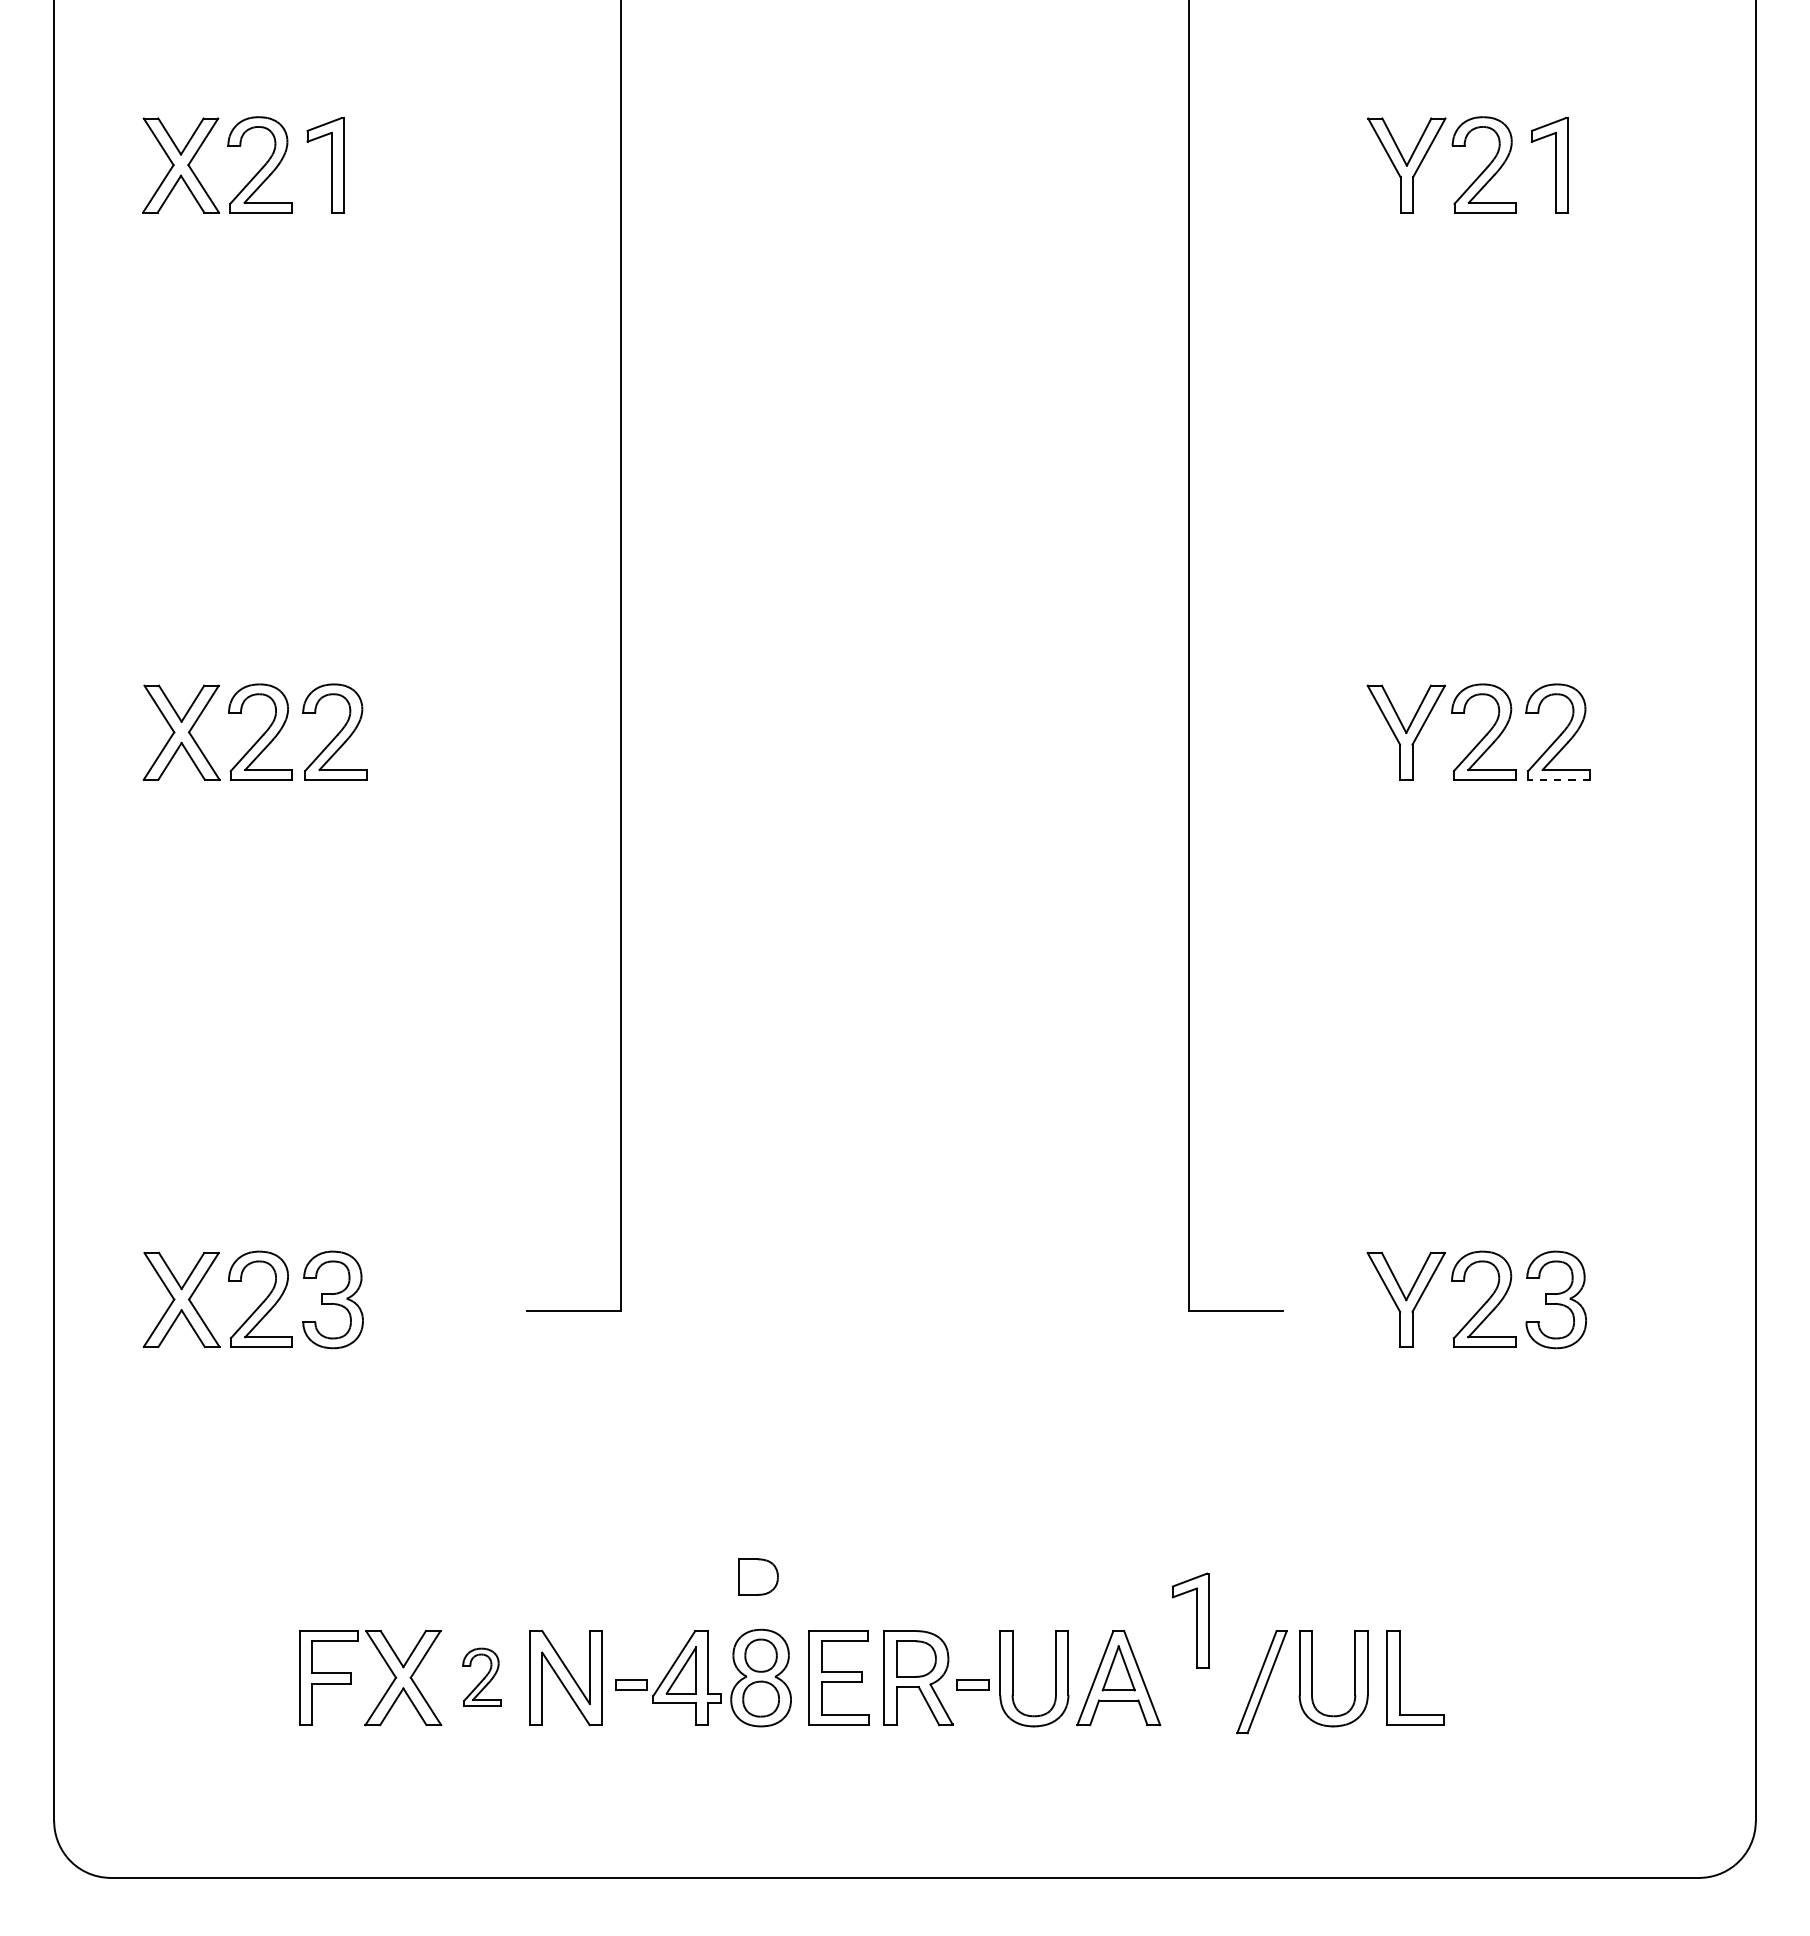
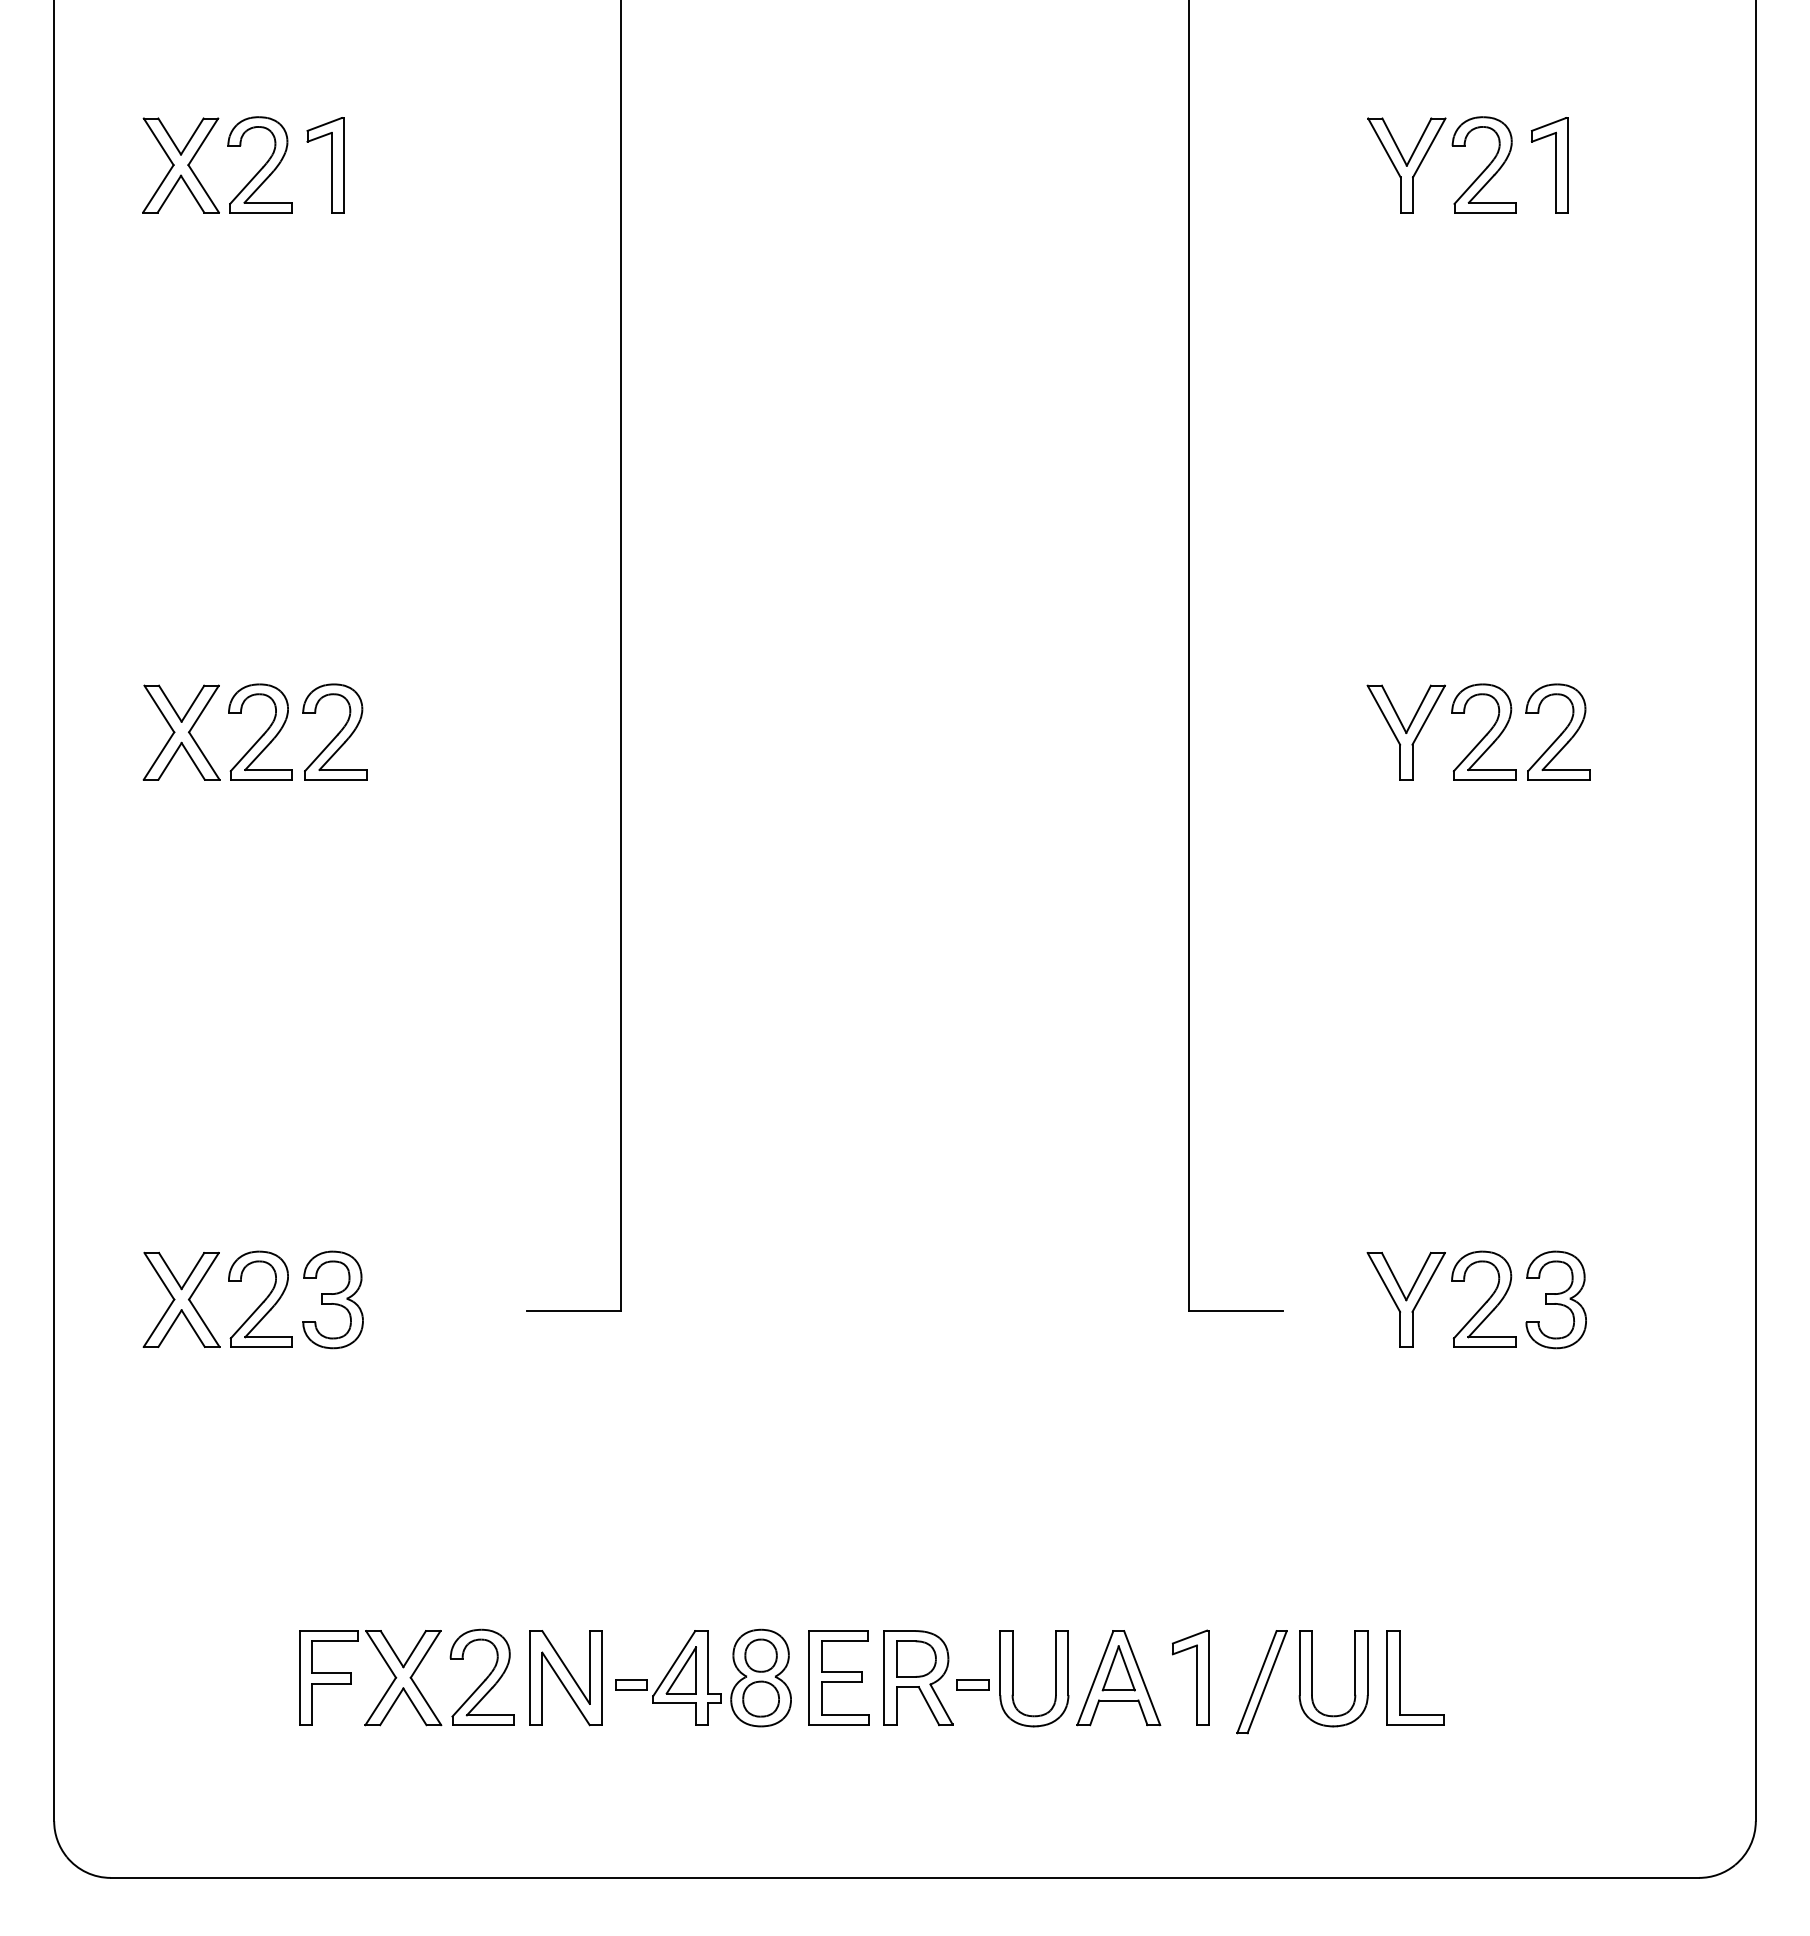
line: dashed -> solid (1559, 779)
part: present -> none (758, 1576)
part position: (1190, 1620) -> (1190, 1677) (1190, 1677)
part size: 40x60 px -> 66x98 px (481, 1676)
